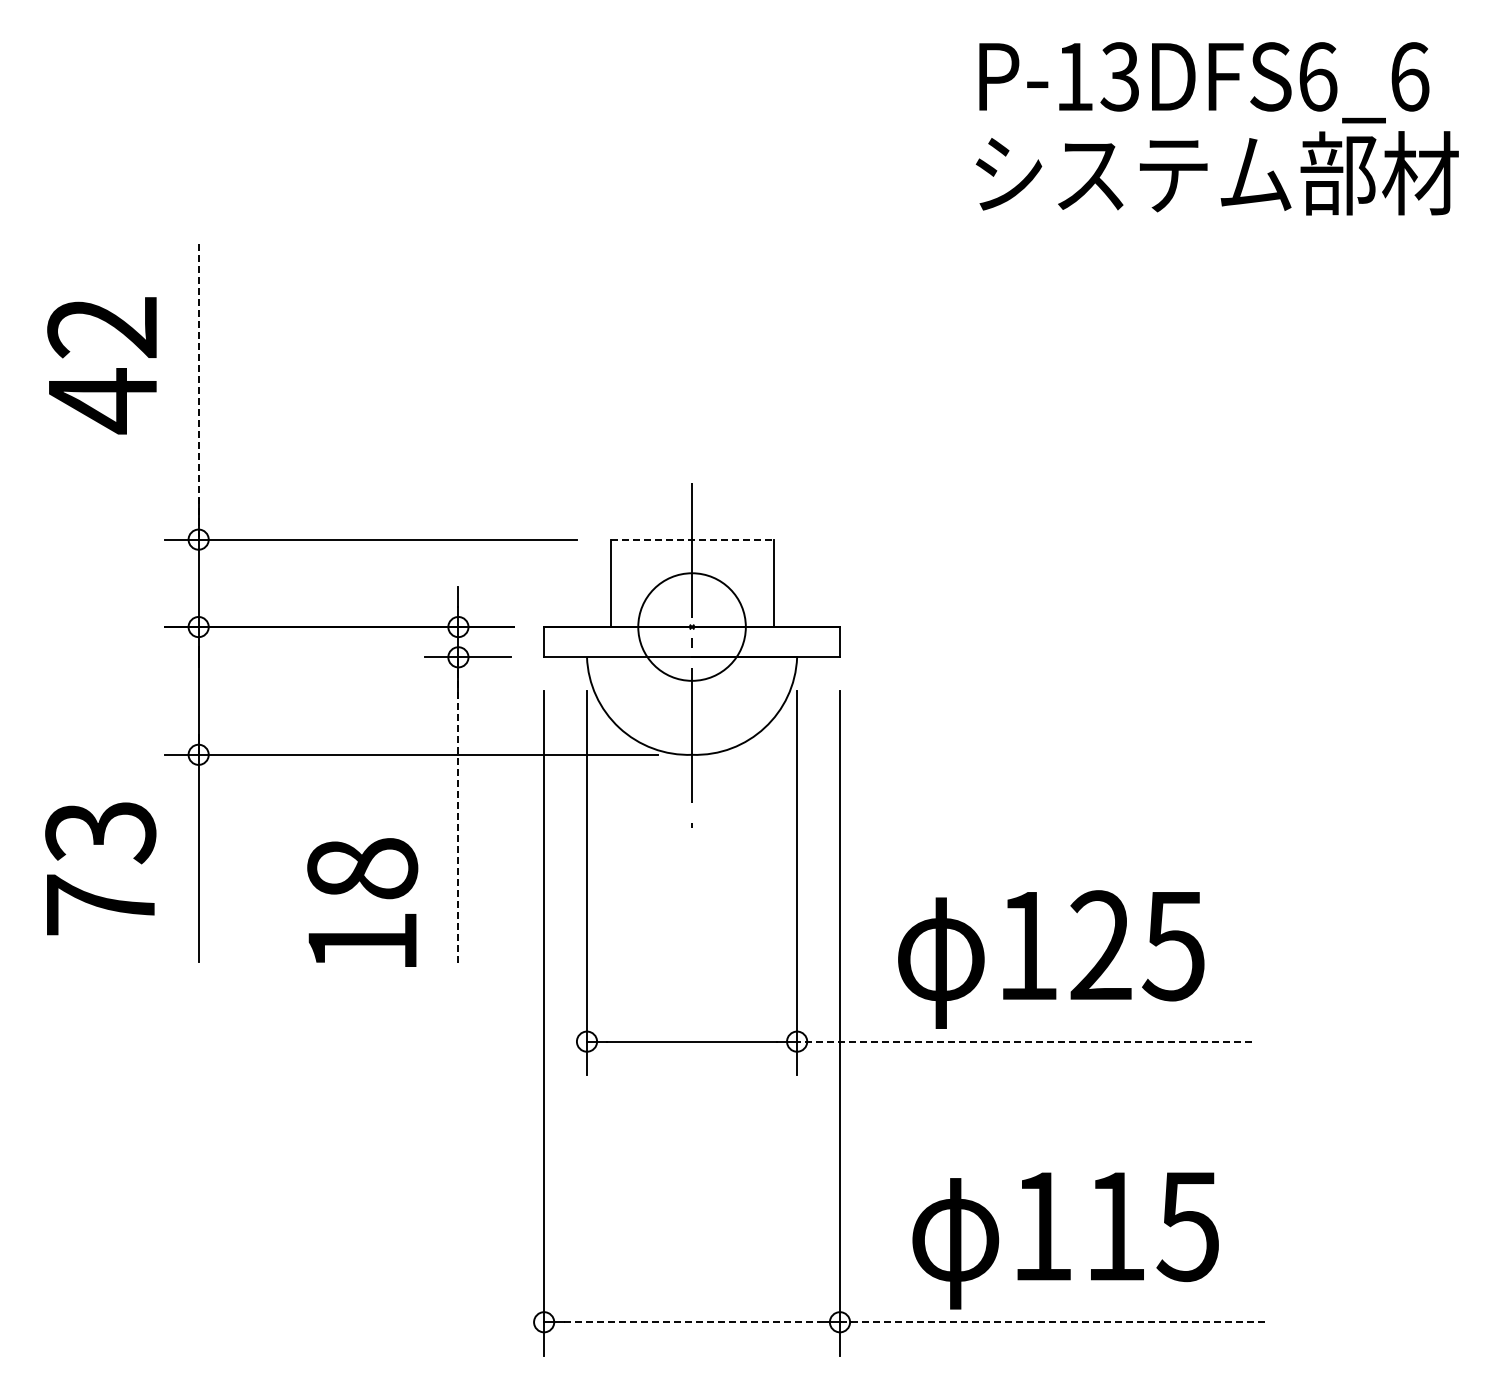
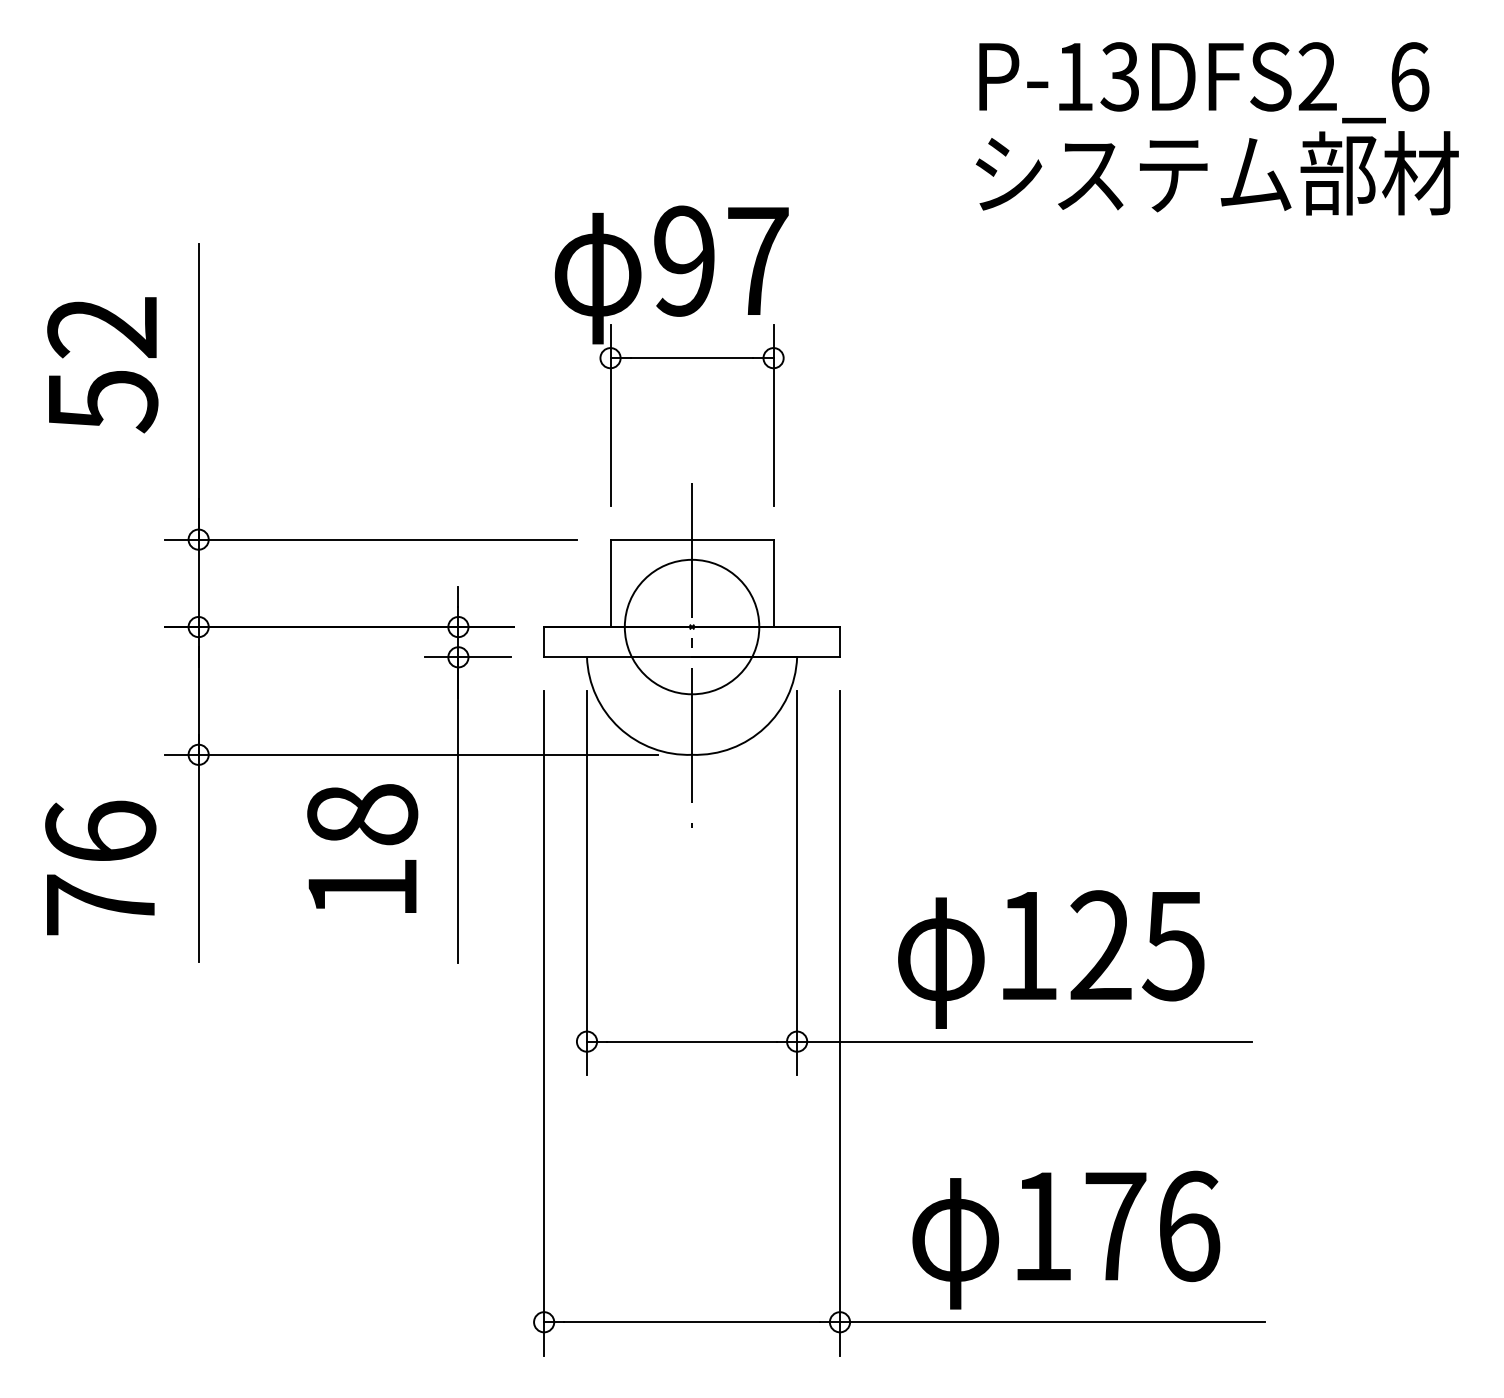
text: P-13DFS6_6 -> P-13DFS2_6 (1317, 76)
part: none -> present (671, 355)
line: dashed -> solid (198, 392)
text: 42 -> 52 (103, 401)
line: dashed -> solid (692, 539)
circle diameter: 108 px -> 134 px (691, 626)
line: dashed -> solid (458, 809)
text: 73 -> 76 (100, 832)
text position: (362, 902) -> (362, 848) (362, 848)
line: dashed -> solid (1024, 1041)
text: 115 -> 176 (1152, 1226)
line: dashed -> solid (692, 1322)
line: dashed -> solid (1051, 1322)
